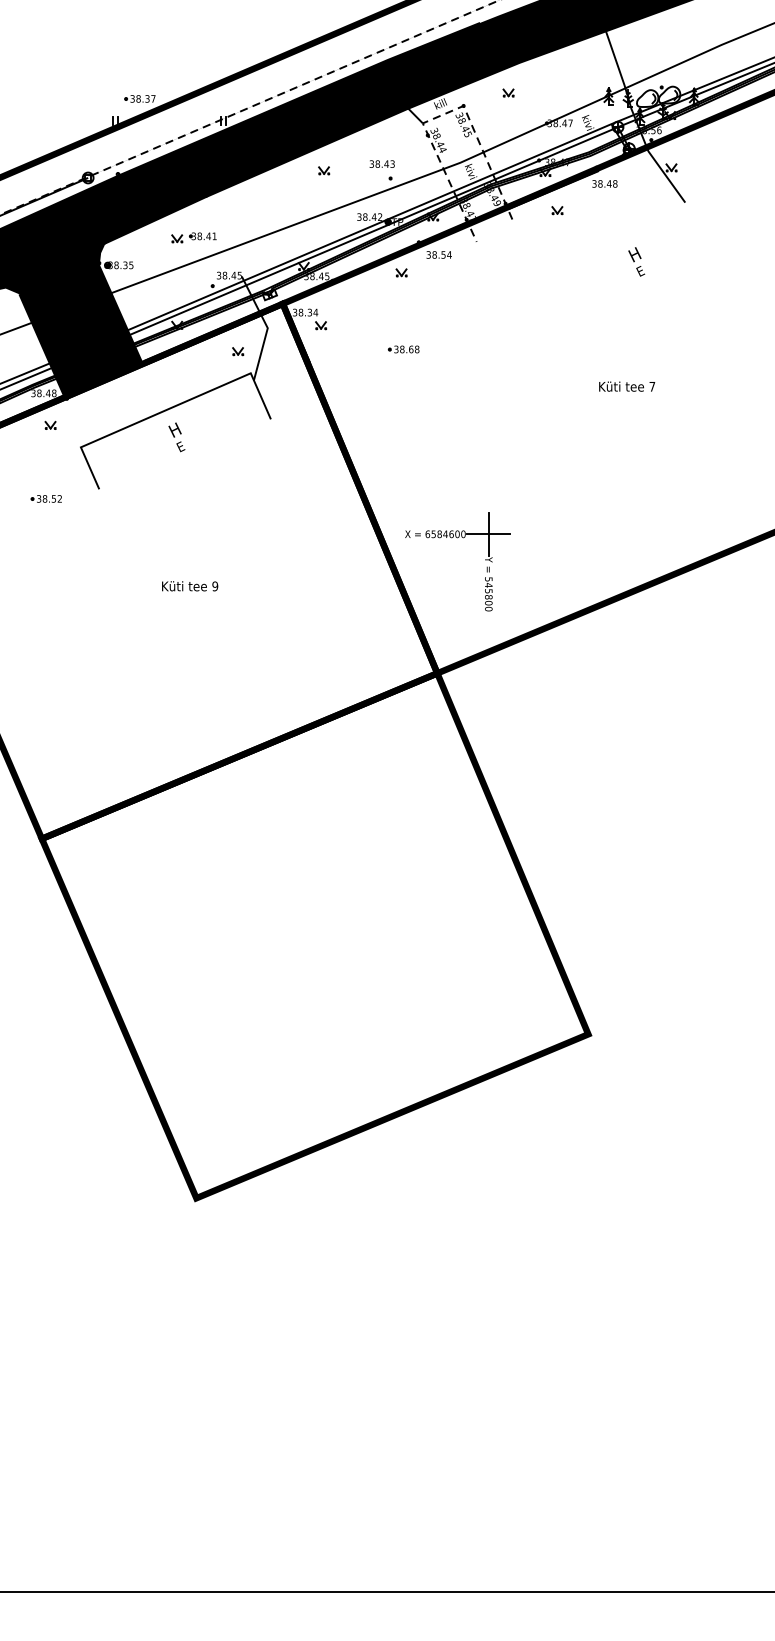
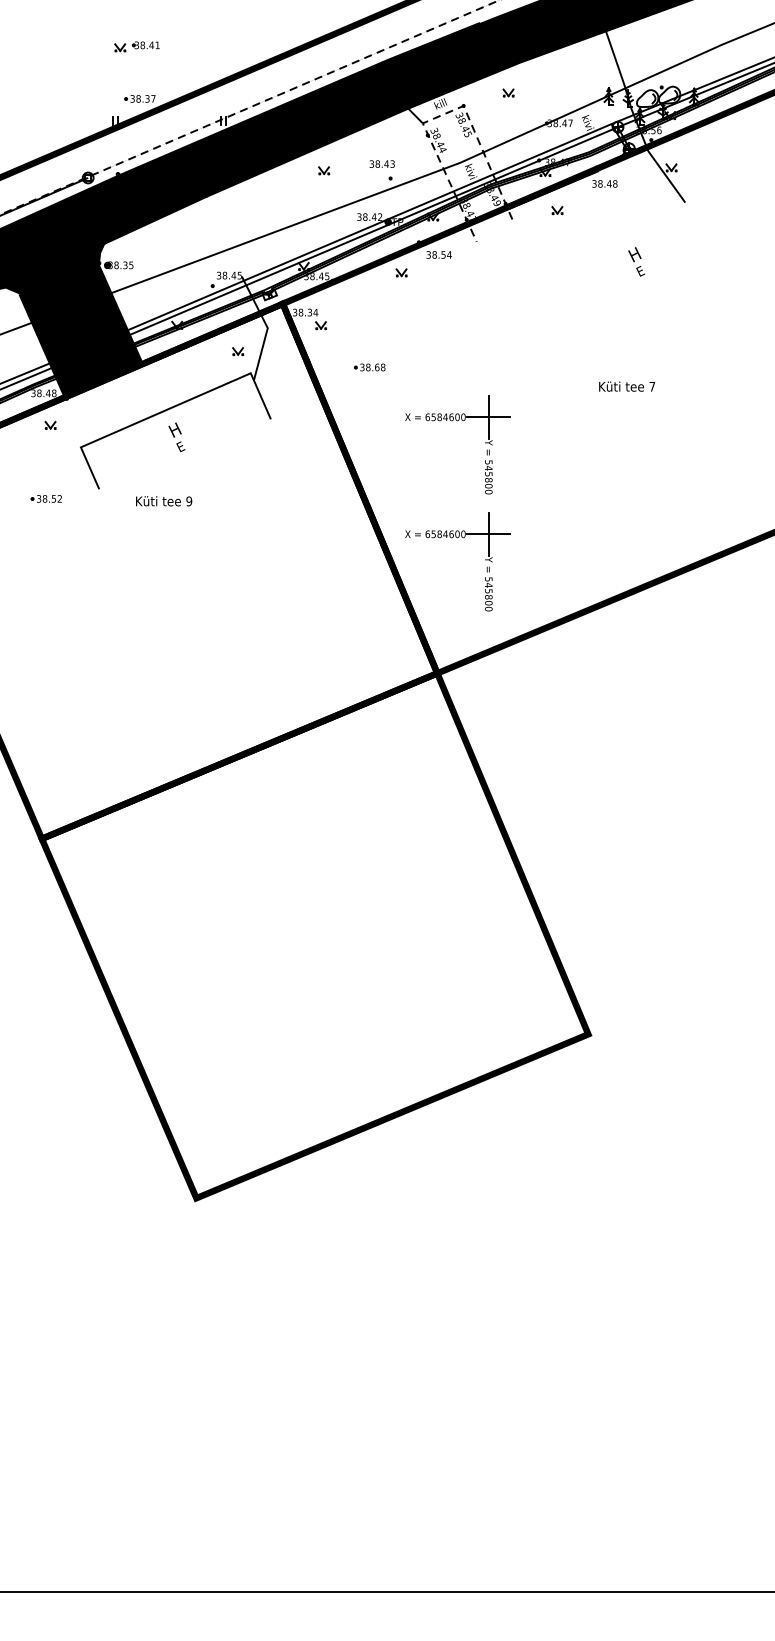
part position: (193, 237) -> (136, 46) (136, 46)
part position: (403, 349) -> (369, 367) (369, 367)
part: none -> present (457, 421)
text position: (190, 586) -> (164, 501) (164, 501)
